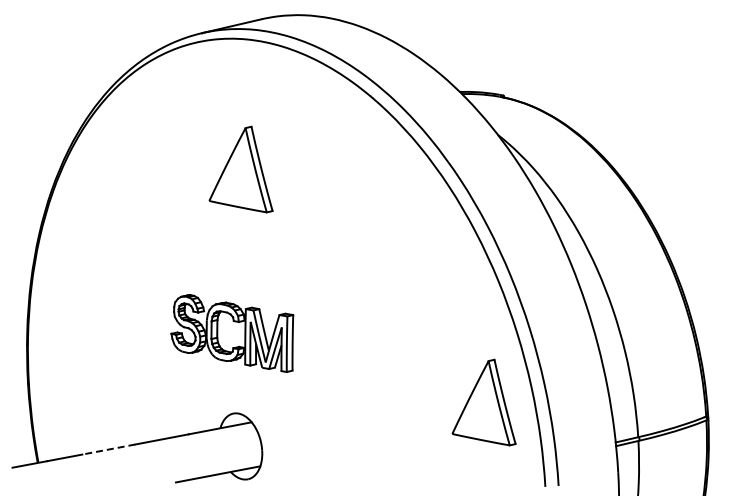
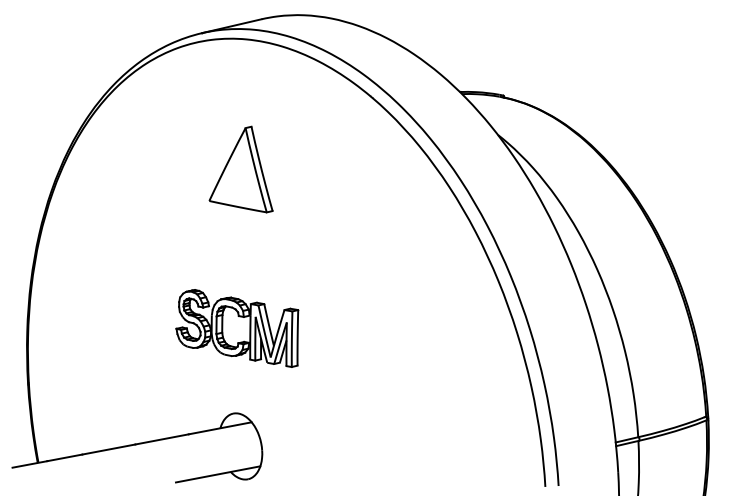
part position: (232, 333) -> (237, 328) (237, 328)
part: present -> none (483, 402)
line: dashed -> solid (108, 449)
